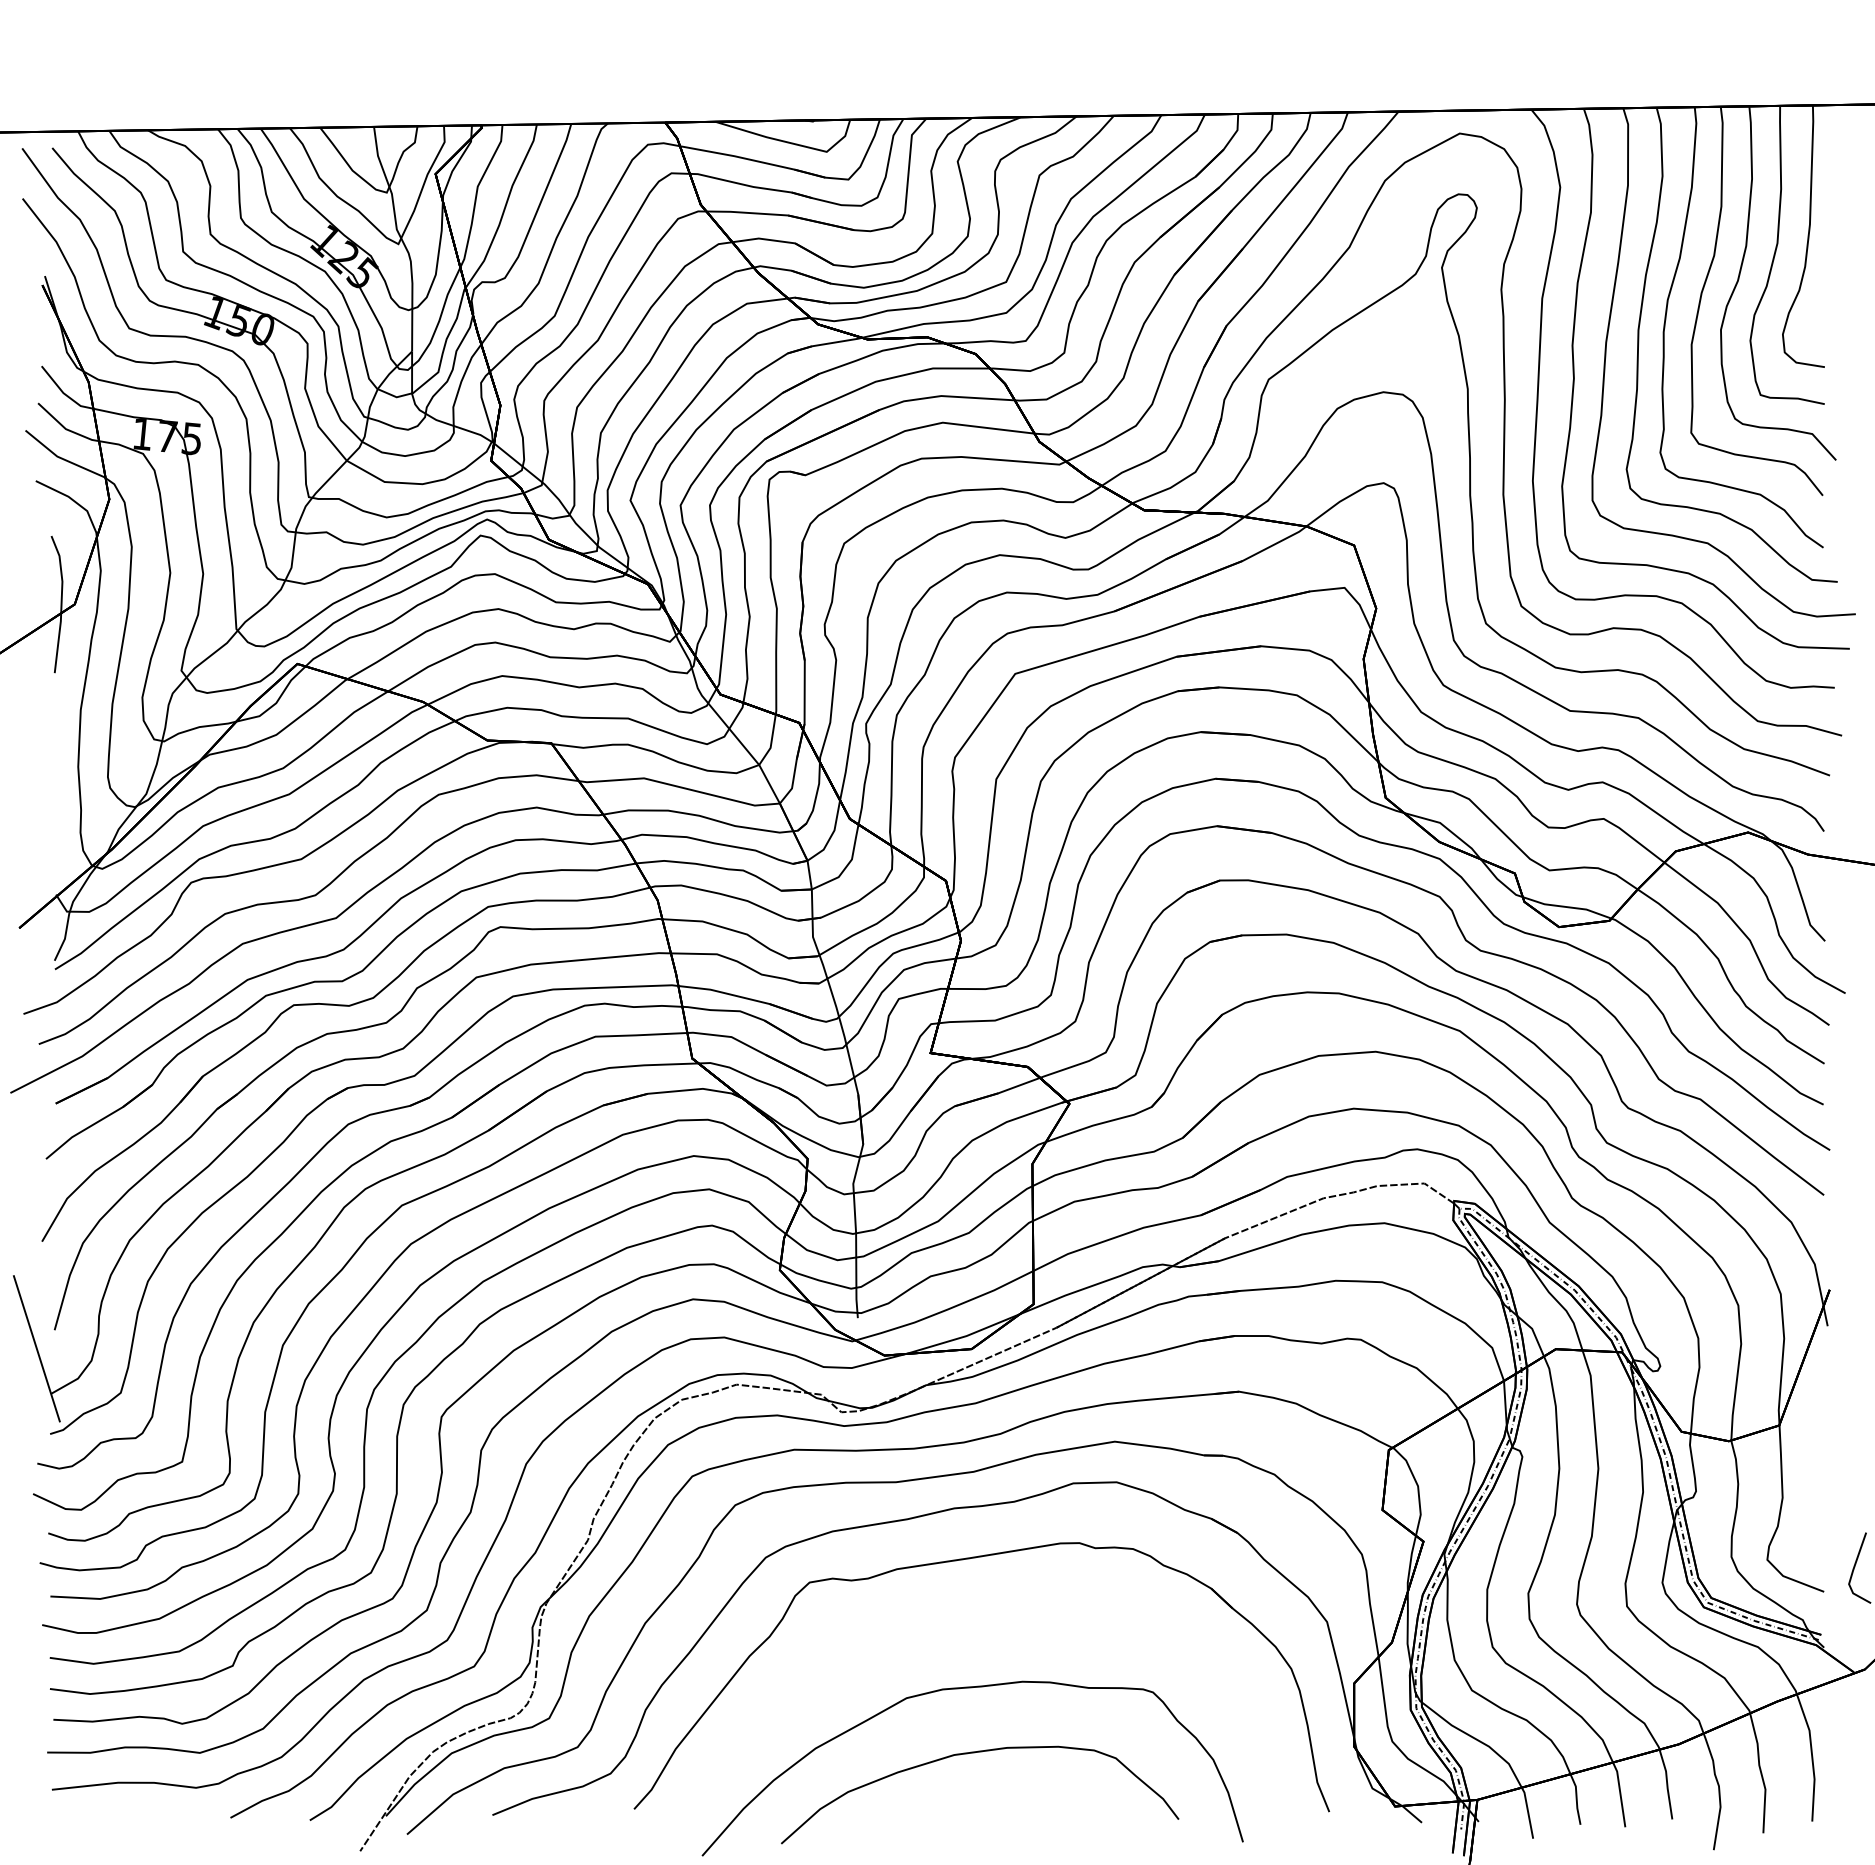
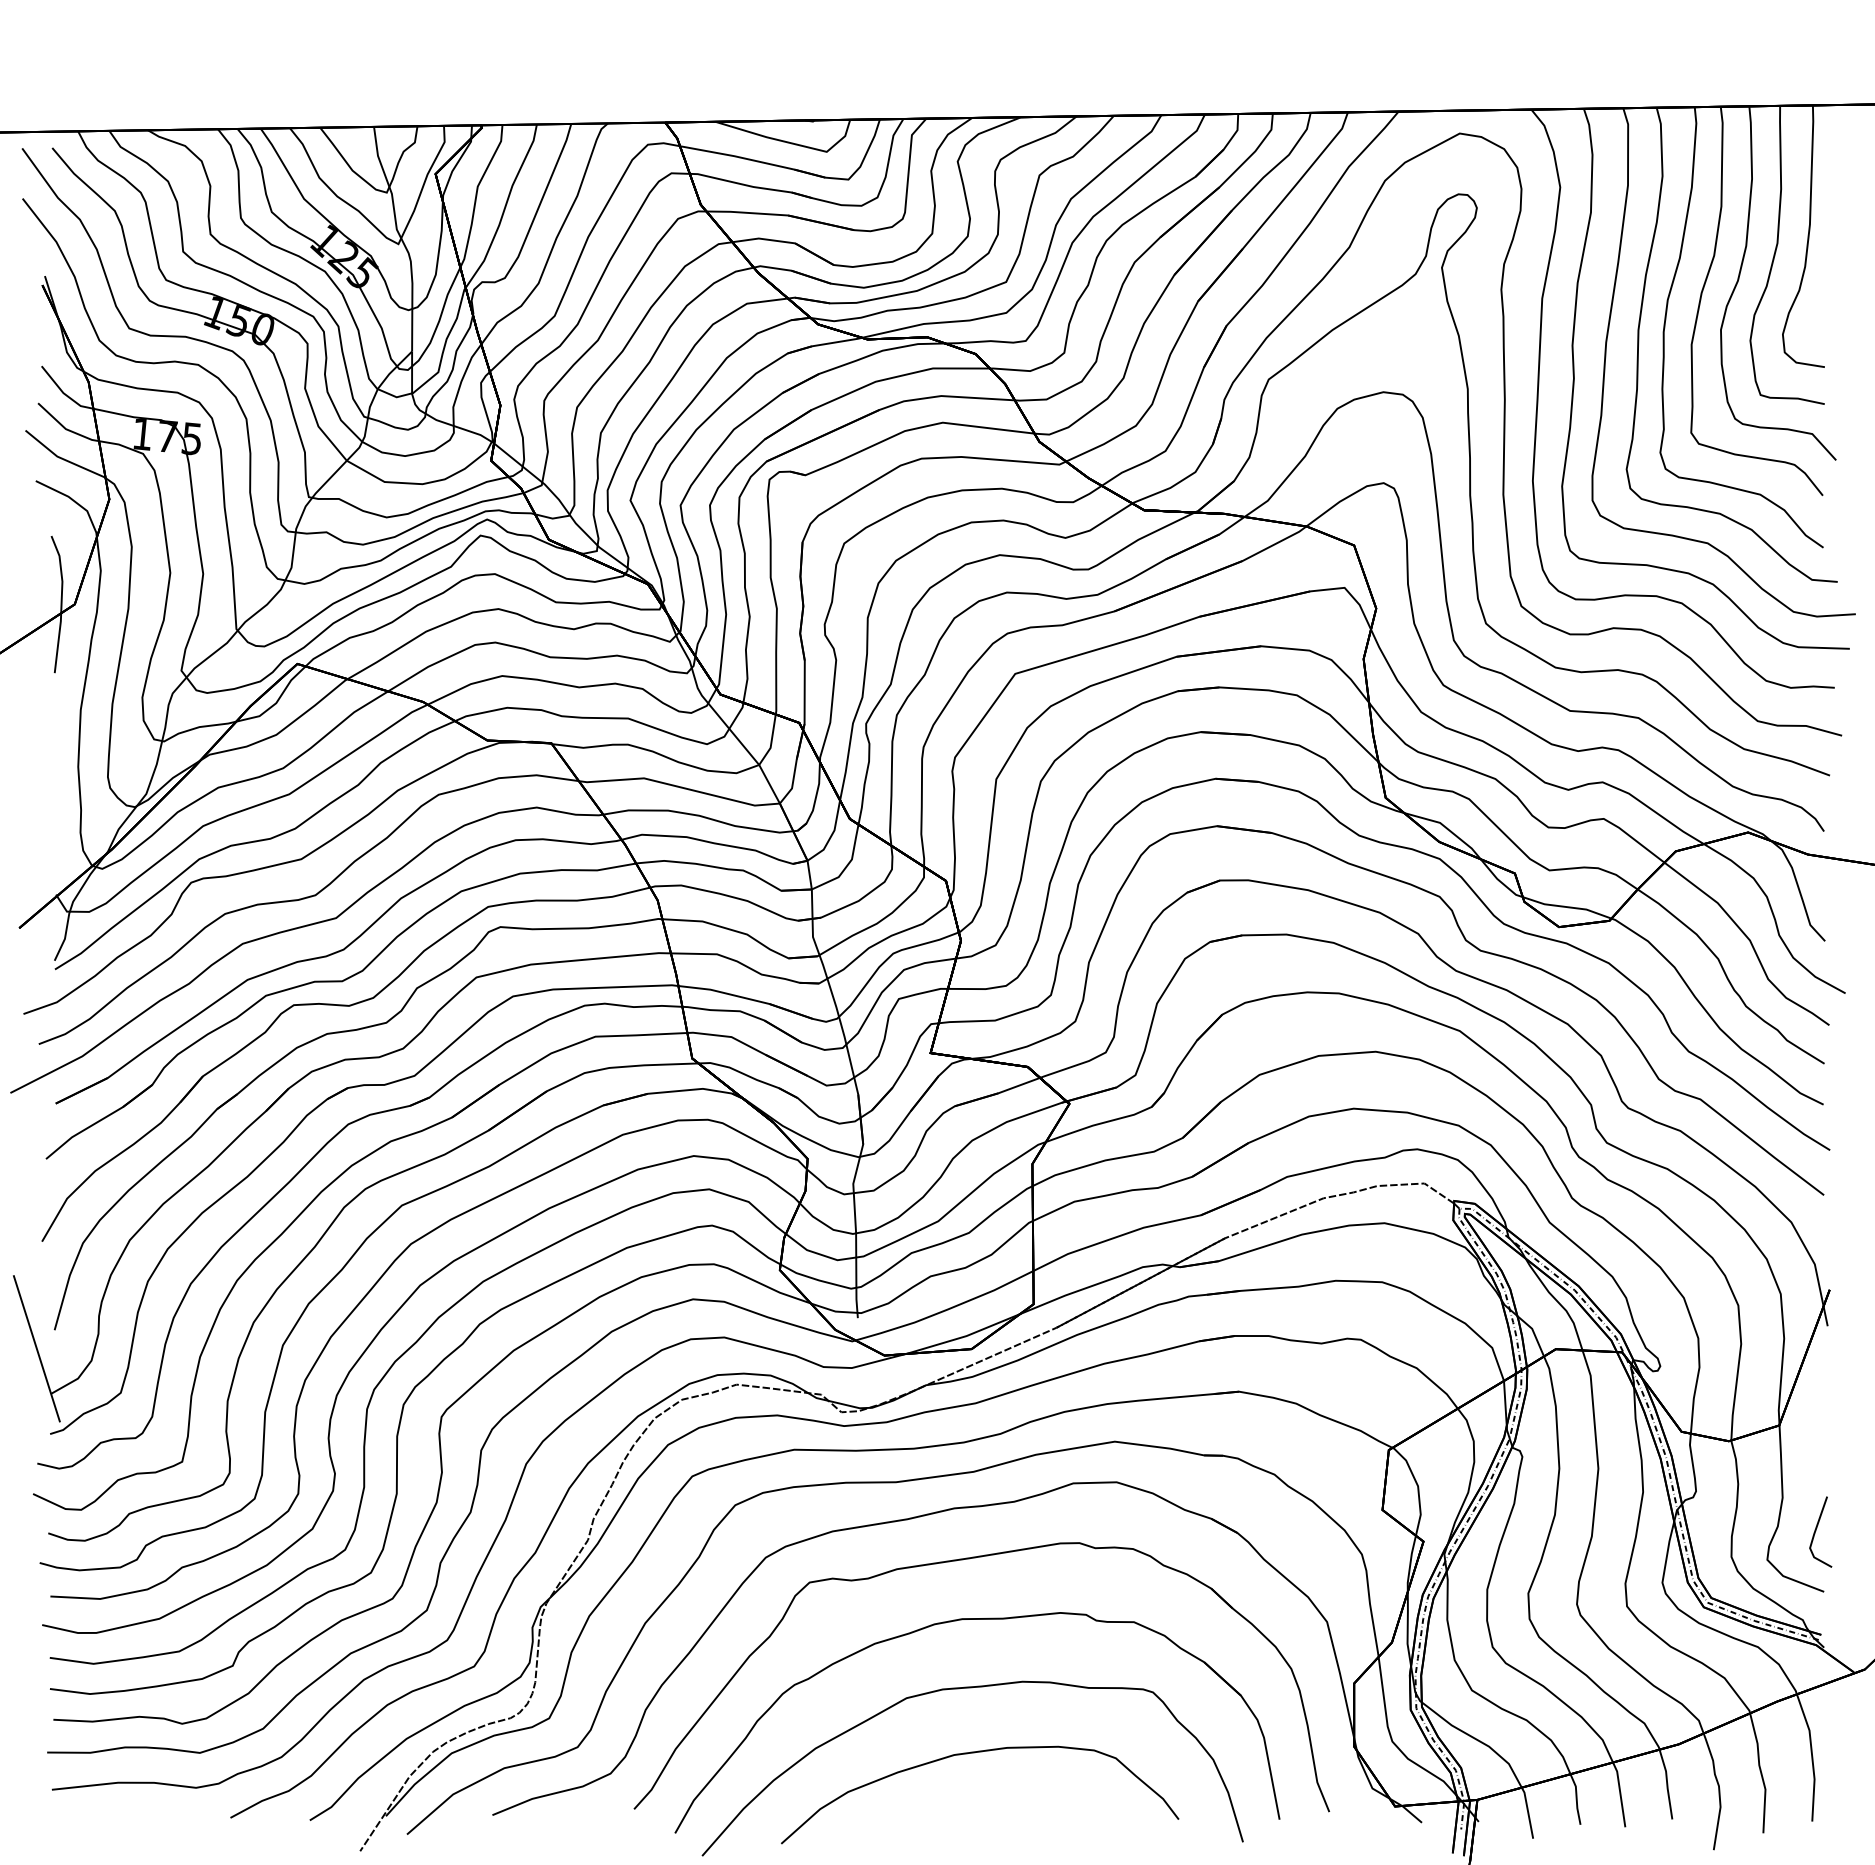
line position: (1855, 1567) -> (1816, 1531) (1816, 1531)
part: none -> present (977, 1619)
